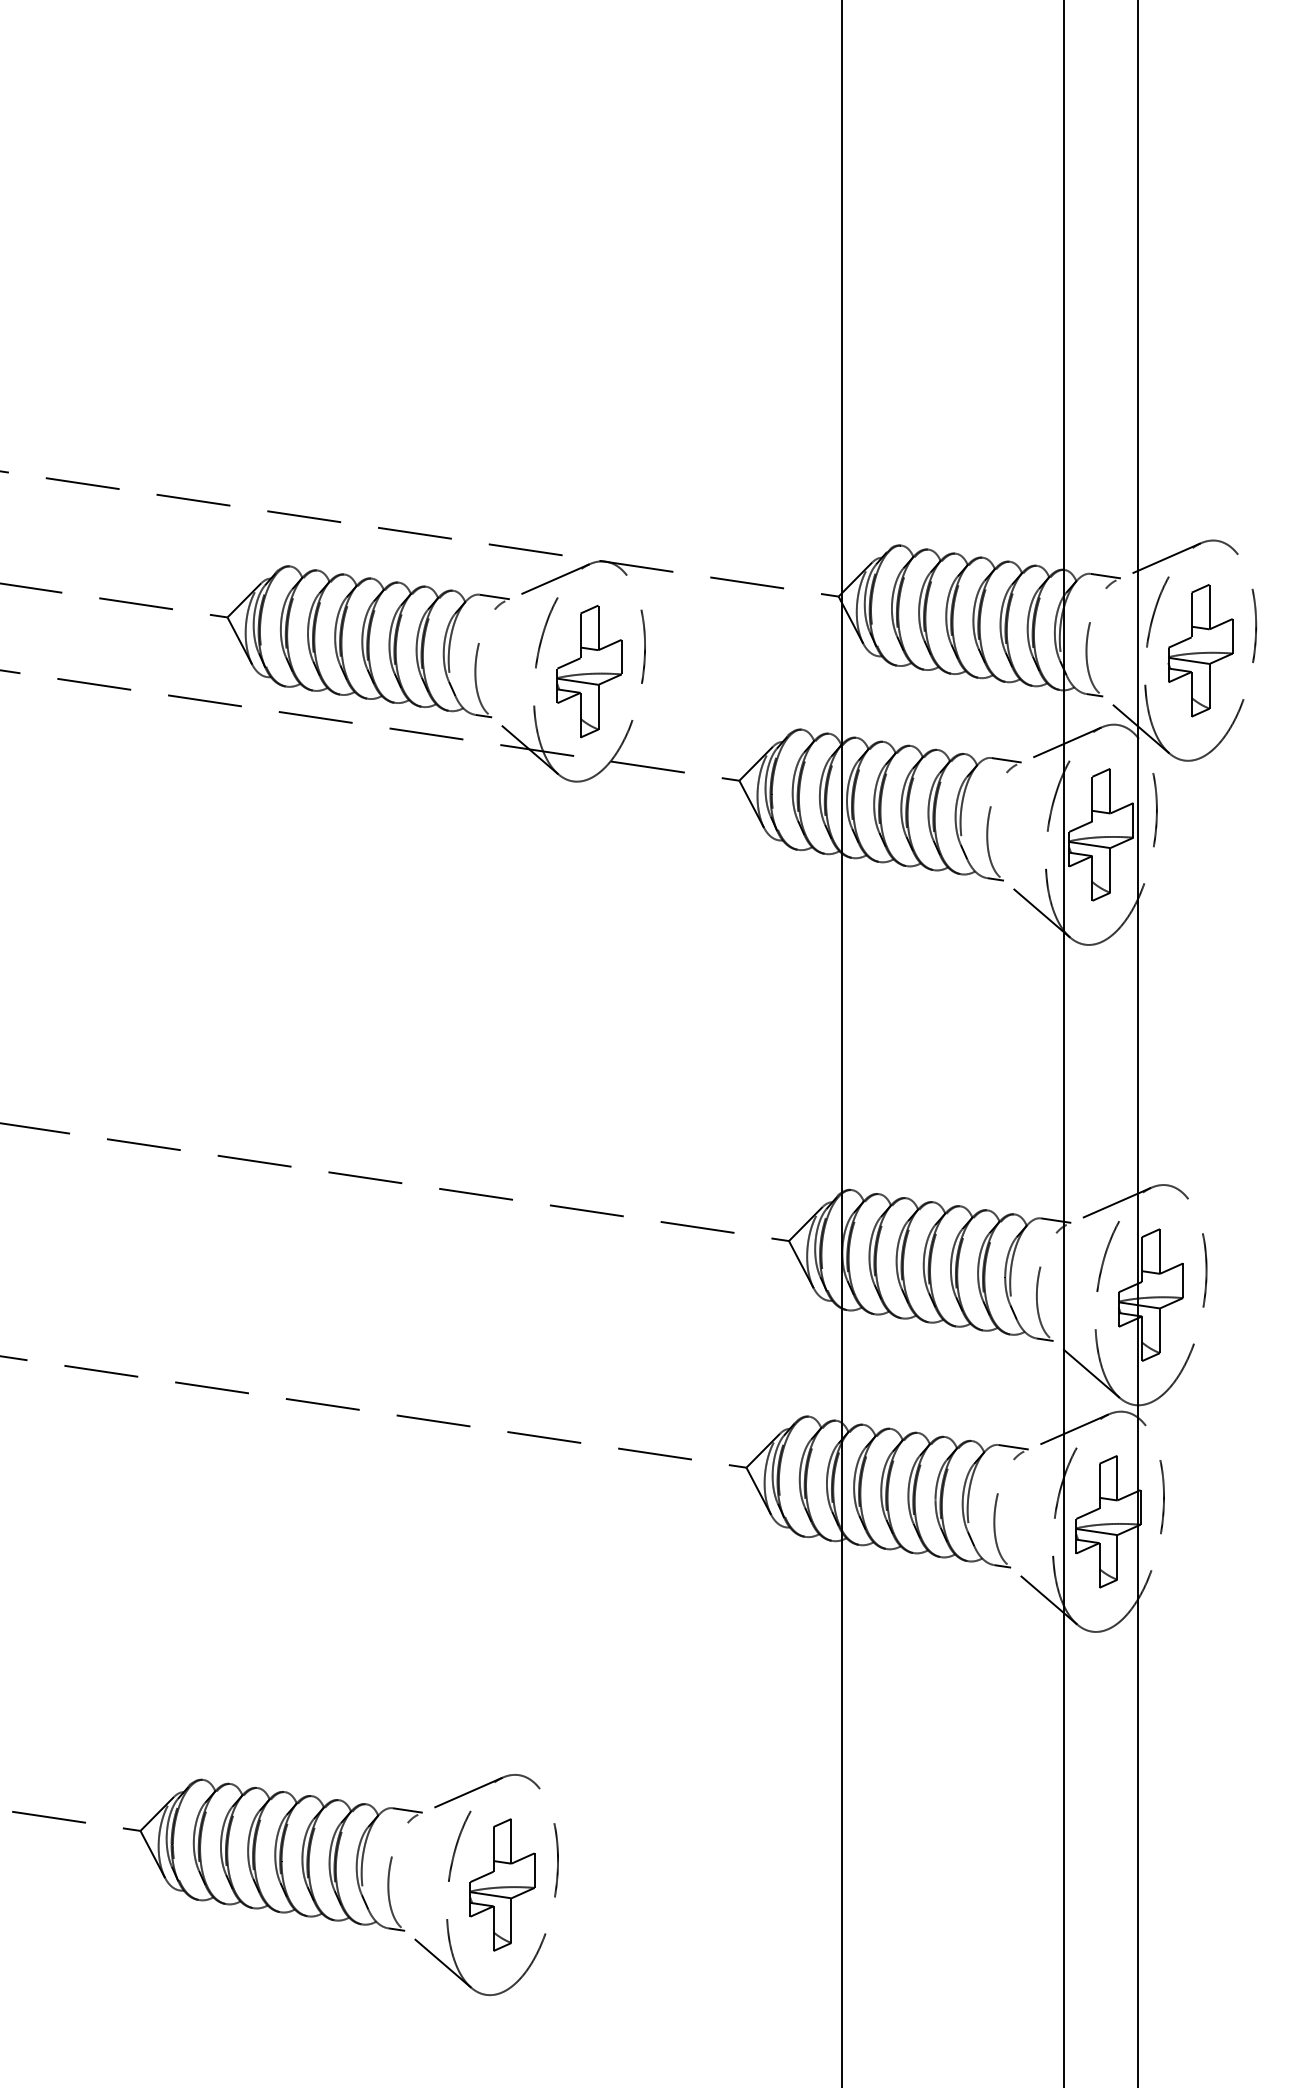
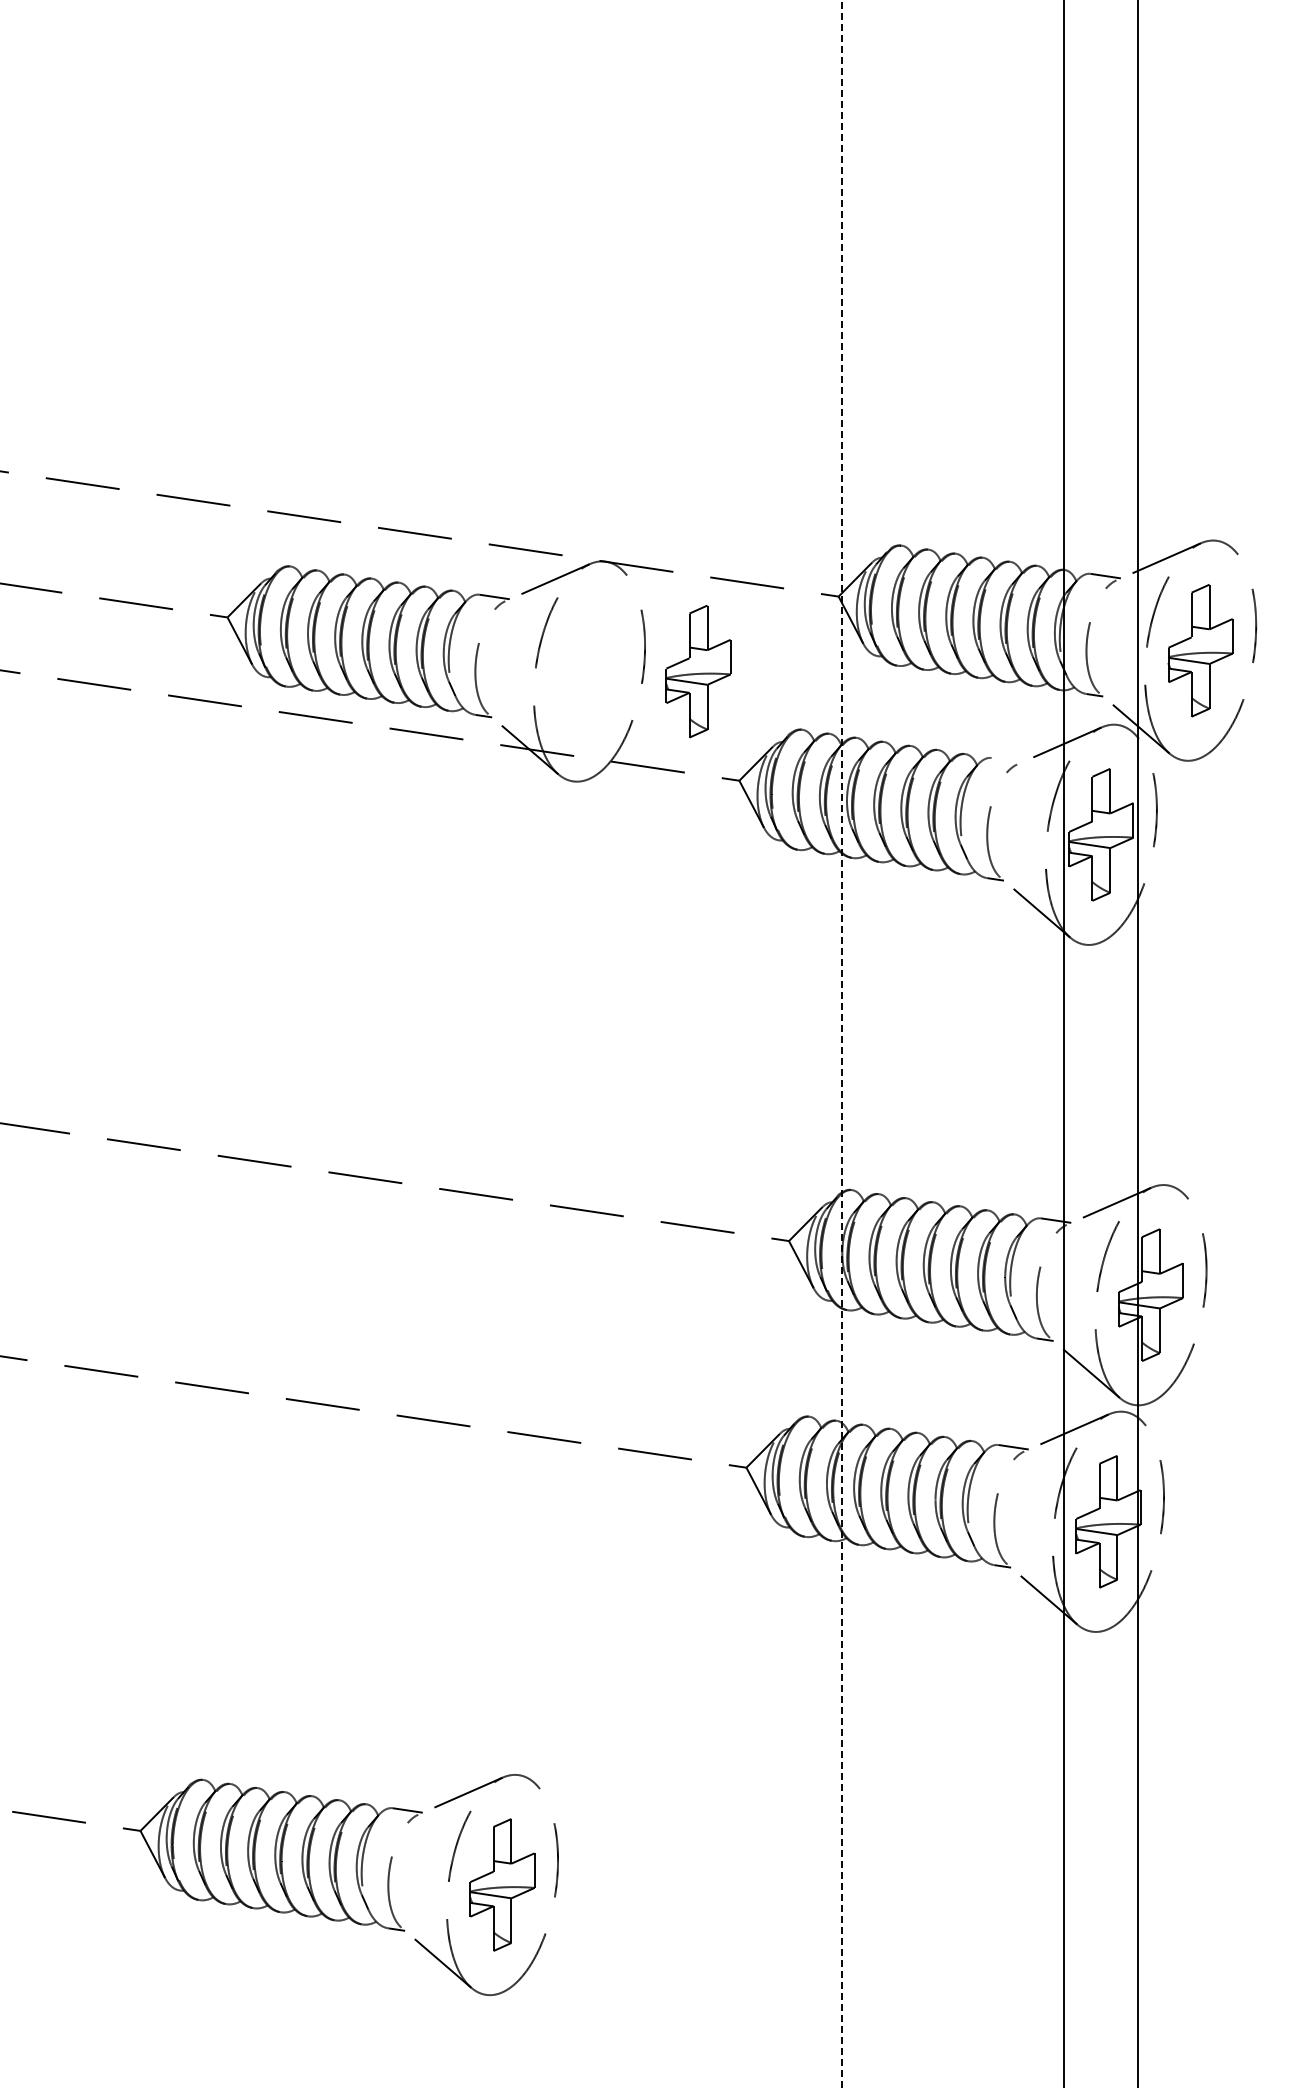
part position: (589, 671) -> (698, 671) (698, 671)
line: present -> none (1006, 760)
line: solid -> dashed (841, 1043)
